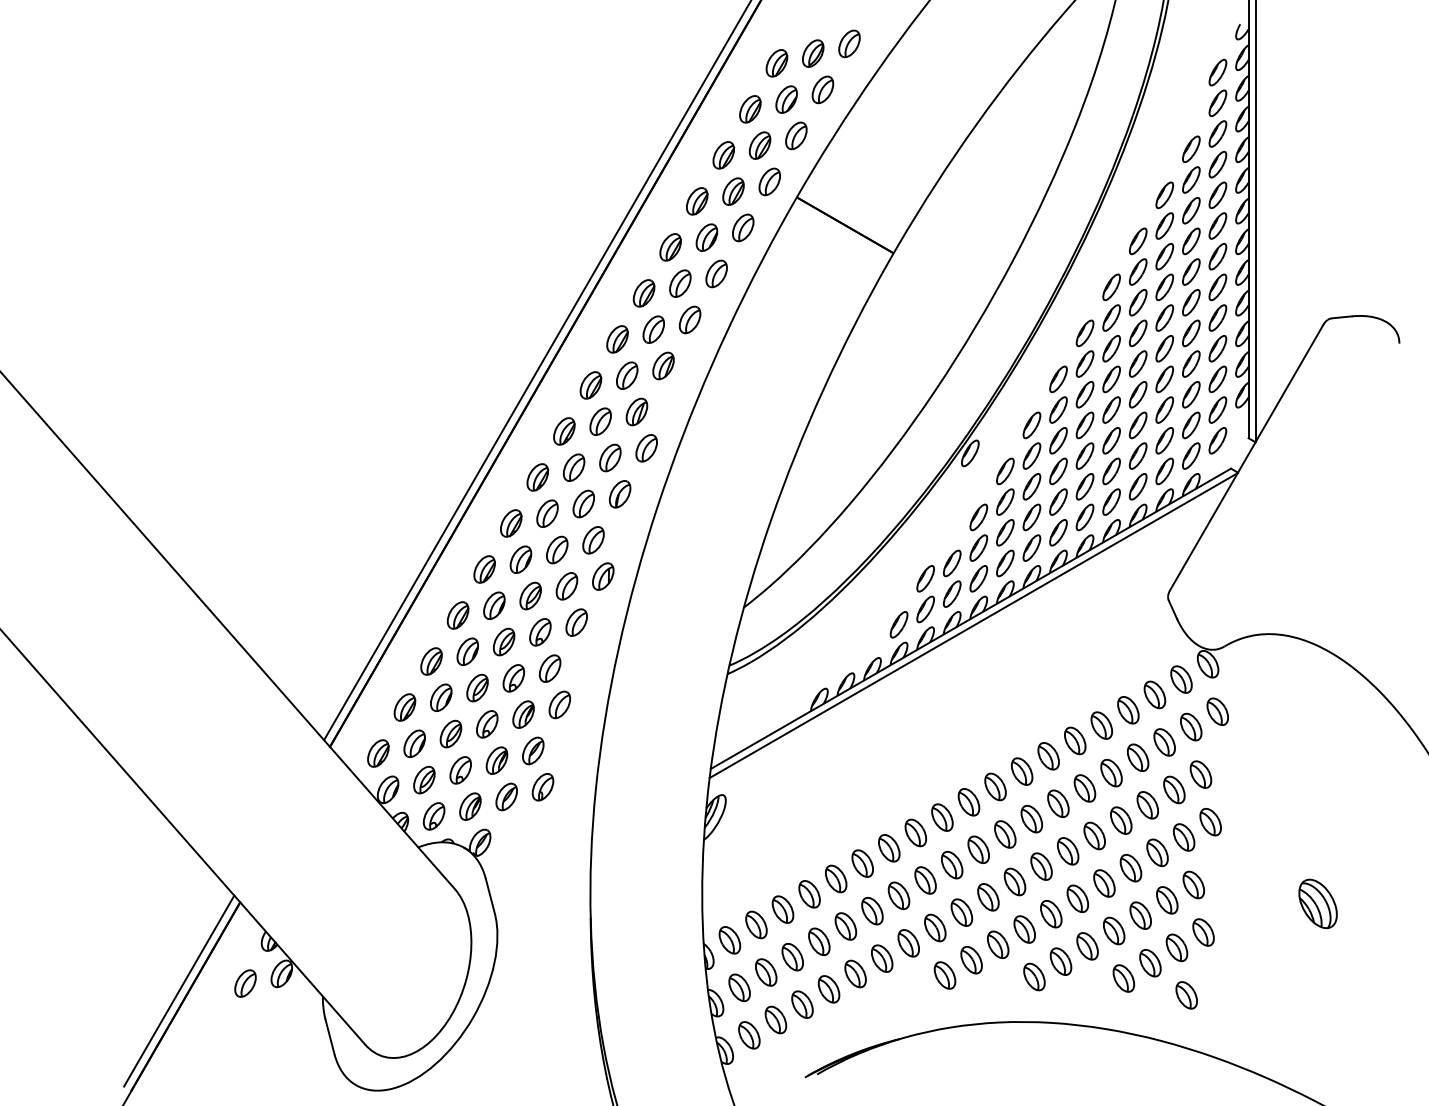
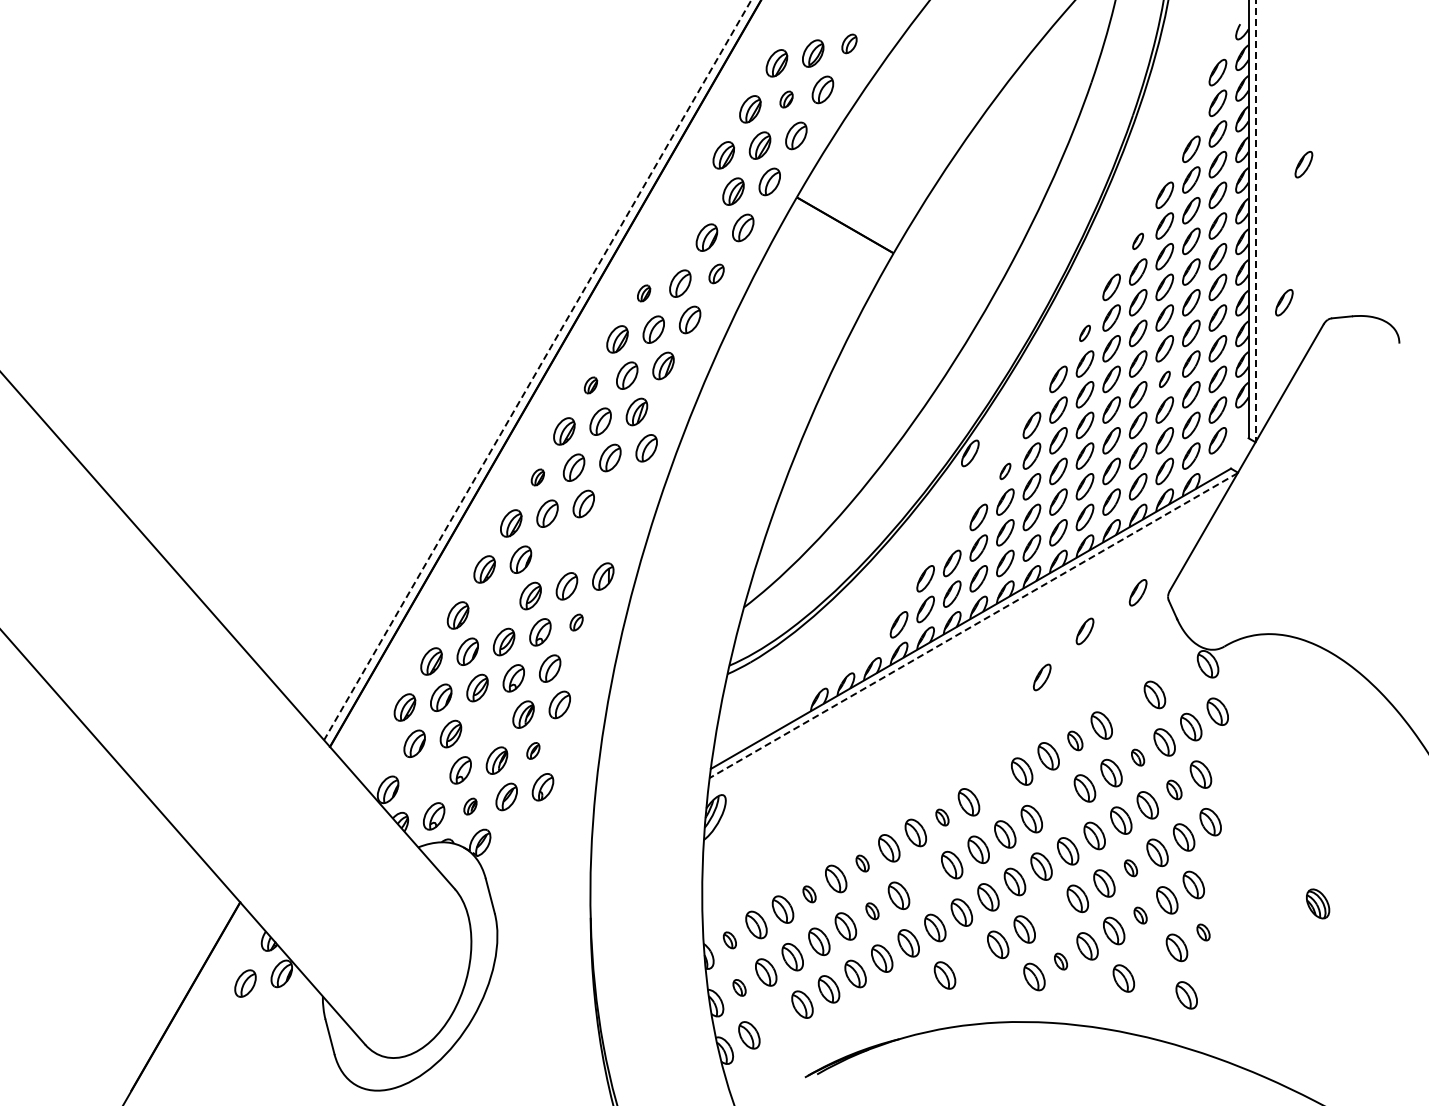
part size: 23x30 px -> 17x22 px (849, 43)
part size: 23x29 px -> 15x19 px (786, 99)
part: none -> present (1303, 164)
part: present -> none (697, 201)
line: solid -> dashed (1255, 221)
part size: 20x29 px -> 13x18 px (1138, 240)
part: present -> none (670, 247)
part size: 23x30 px -> 17x22 px (716, 273)
part size: 24x29 px -> 15x19 px (644, 293)
part: none -> present (1284, 302)
part size: 20x29 px -> 12x18 px (1084, 332)
line: solid -> dashed (537, 370)
part size: 20x29 px -> 12x18 px (1164, 378)
part size: 24x29 px -> 15x19 px (591, 385)
part size: 19x29 px -> 13x19 px (1005, 471)
part size: 24x29 px -> 15x19 px (537, 477)
part: present -> none (620, 494)
part: present -> none (593, 540)
part: present -> none (557, 549)
part: none -> present (1137, 592)
part: present -> none (494, 605)
part size: 23x29 px -> 15x19 px (576, 622)
line: solid -> dashed (973, 625)
part: none -> present (1084, 631)
part: none -> present (1041, 677)
part: present -> none (1181, 679)
part: present -> none (1128, 710)
part: present -> none (487, 724)
part size: 23x30 px -> 17x22 px (1075, 740)
part size: 23x30 px -> 15x18 px (533, 750)
part: present -> none (378, 753)
part size: 24x29 px -> 15x19 px (1138, 757)
part: present -> none (424, 779)
part: present -> none (995, 786)
part size: 23x30 px -> 17x22 px (1174, 789)
part: present -> none (1058, 803)
part size: 23x29 px -> 15x19 px (470, 806)
part size: 23x29 px -> 15x19 px (942, 817)
part size: 23x29 px -> 15x19 px (862, 863)
part size: 24x29 px -> 14x19 px (1130, 868)
part: present -> none (925, 880)
part size: 23x29 px -> 15x19 px (809, 894)
part size: 40x52 px -> 25x32 px (1318, 903)
part size: 23x29 px -> 15x19 px (872, 911)
part: present -> none (1051, 914)
part size: 23x29 px -> 15x19 px (1140, 915)
part size: 23x29 px -> 15x19 px (1203, 932)
part size: 24x29 px -> 15x19 px (729, 940)
part: present -> none (971, 960)
part size: 24x29 px -> 14x19 px (1060, 961)
part: present -> none (1150, 963)
part size: 23x30 px -> 15x18 px (739, 987)
line: present -> none (179, 990)
part: present -> none (775, 1019)
